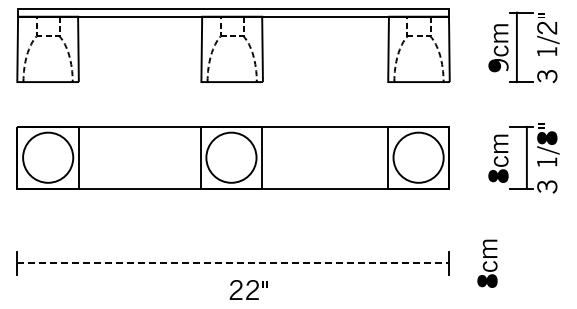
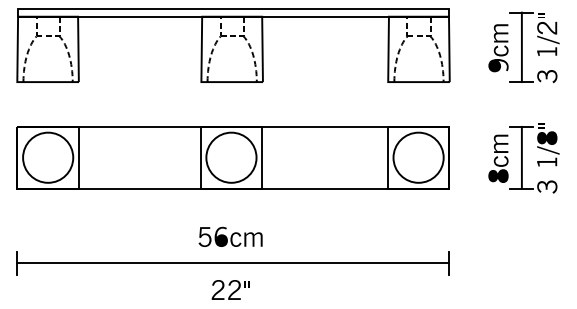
line position: (516, 47) -> (521, 47) (521, 47)
line position: (526, 157) -> (521, 157) (521, 157)
part: none -> present (230, 236)
line: dashed -> solid (233, 263)
part: present -> none (487, 263)
part position: (248, 289) -> (230, 289) (230, 289)
